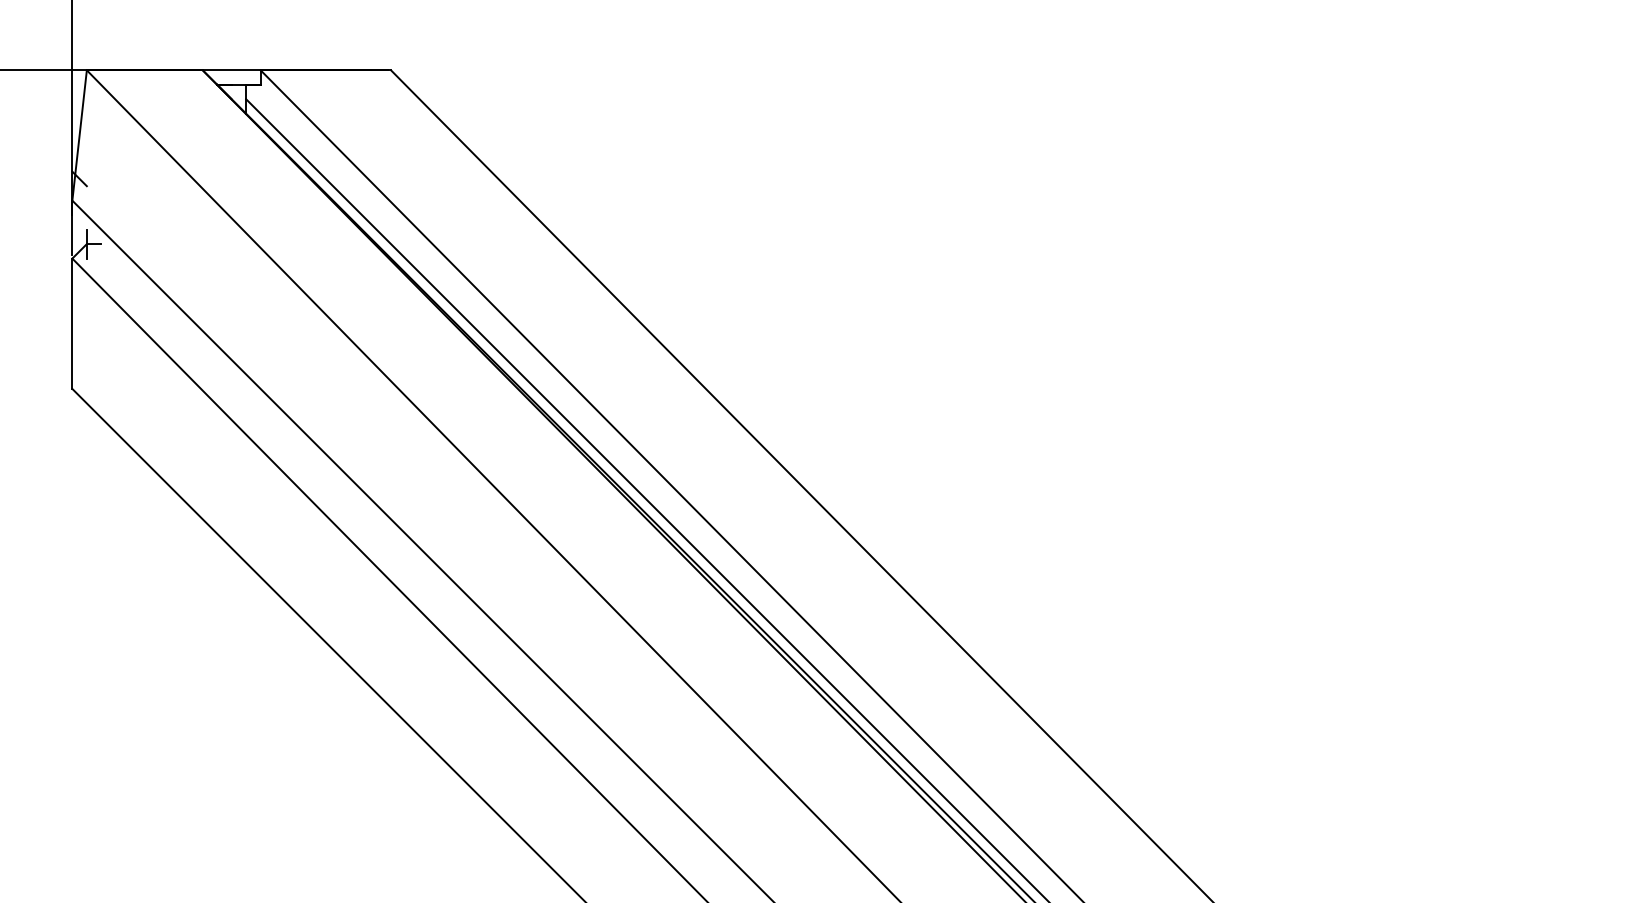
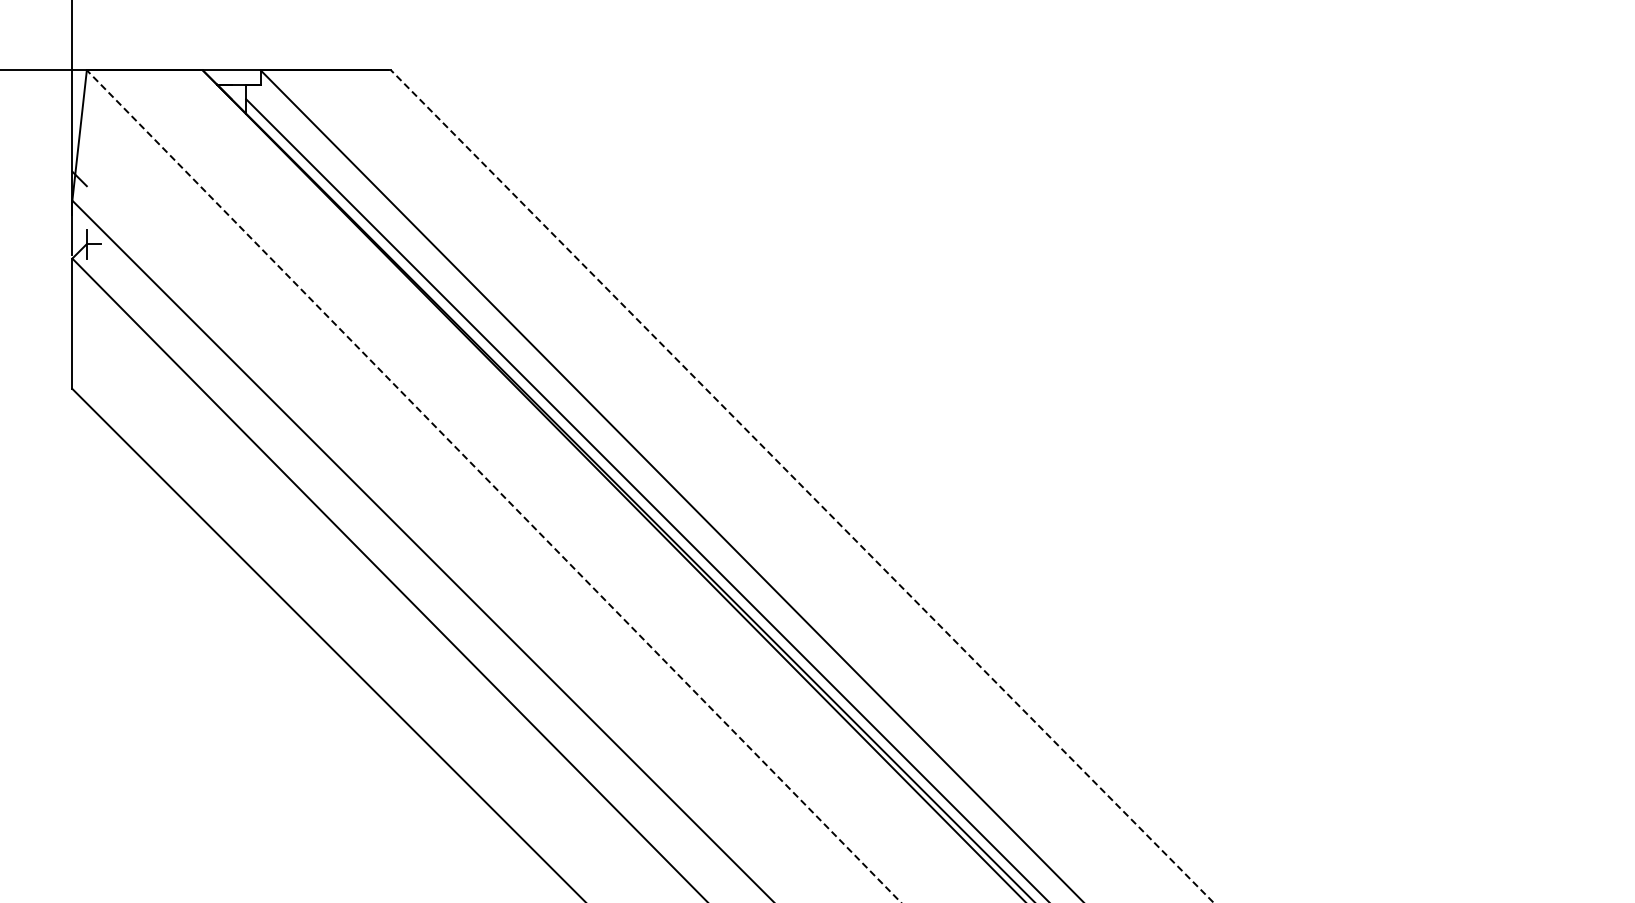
line: solid -> dashed (493, 486)
line: solid -> dashed (802, 486)
